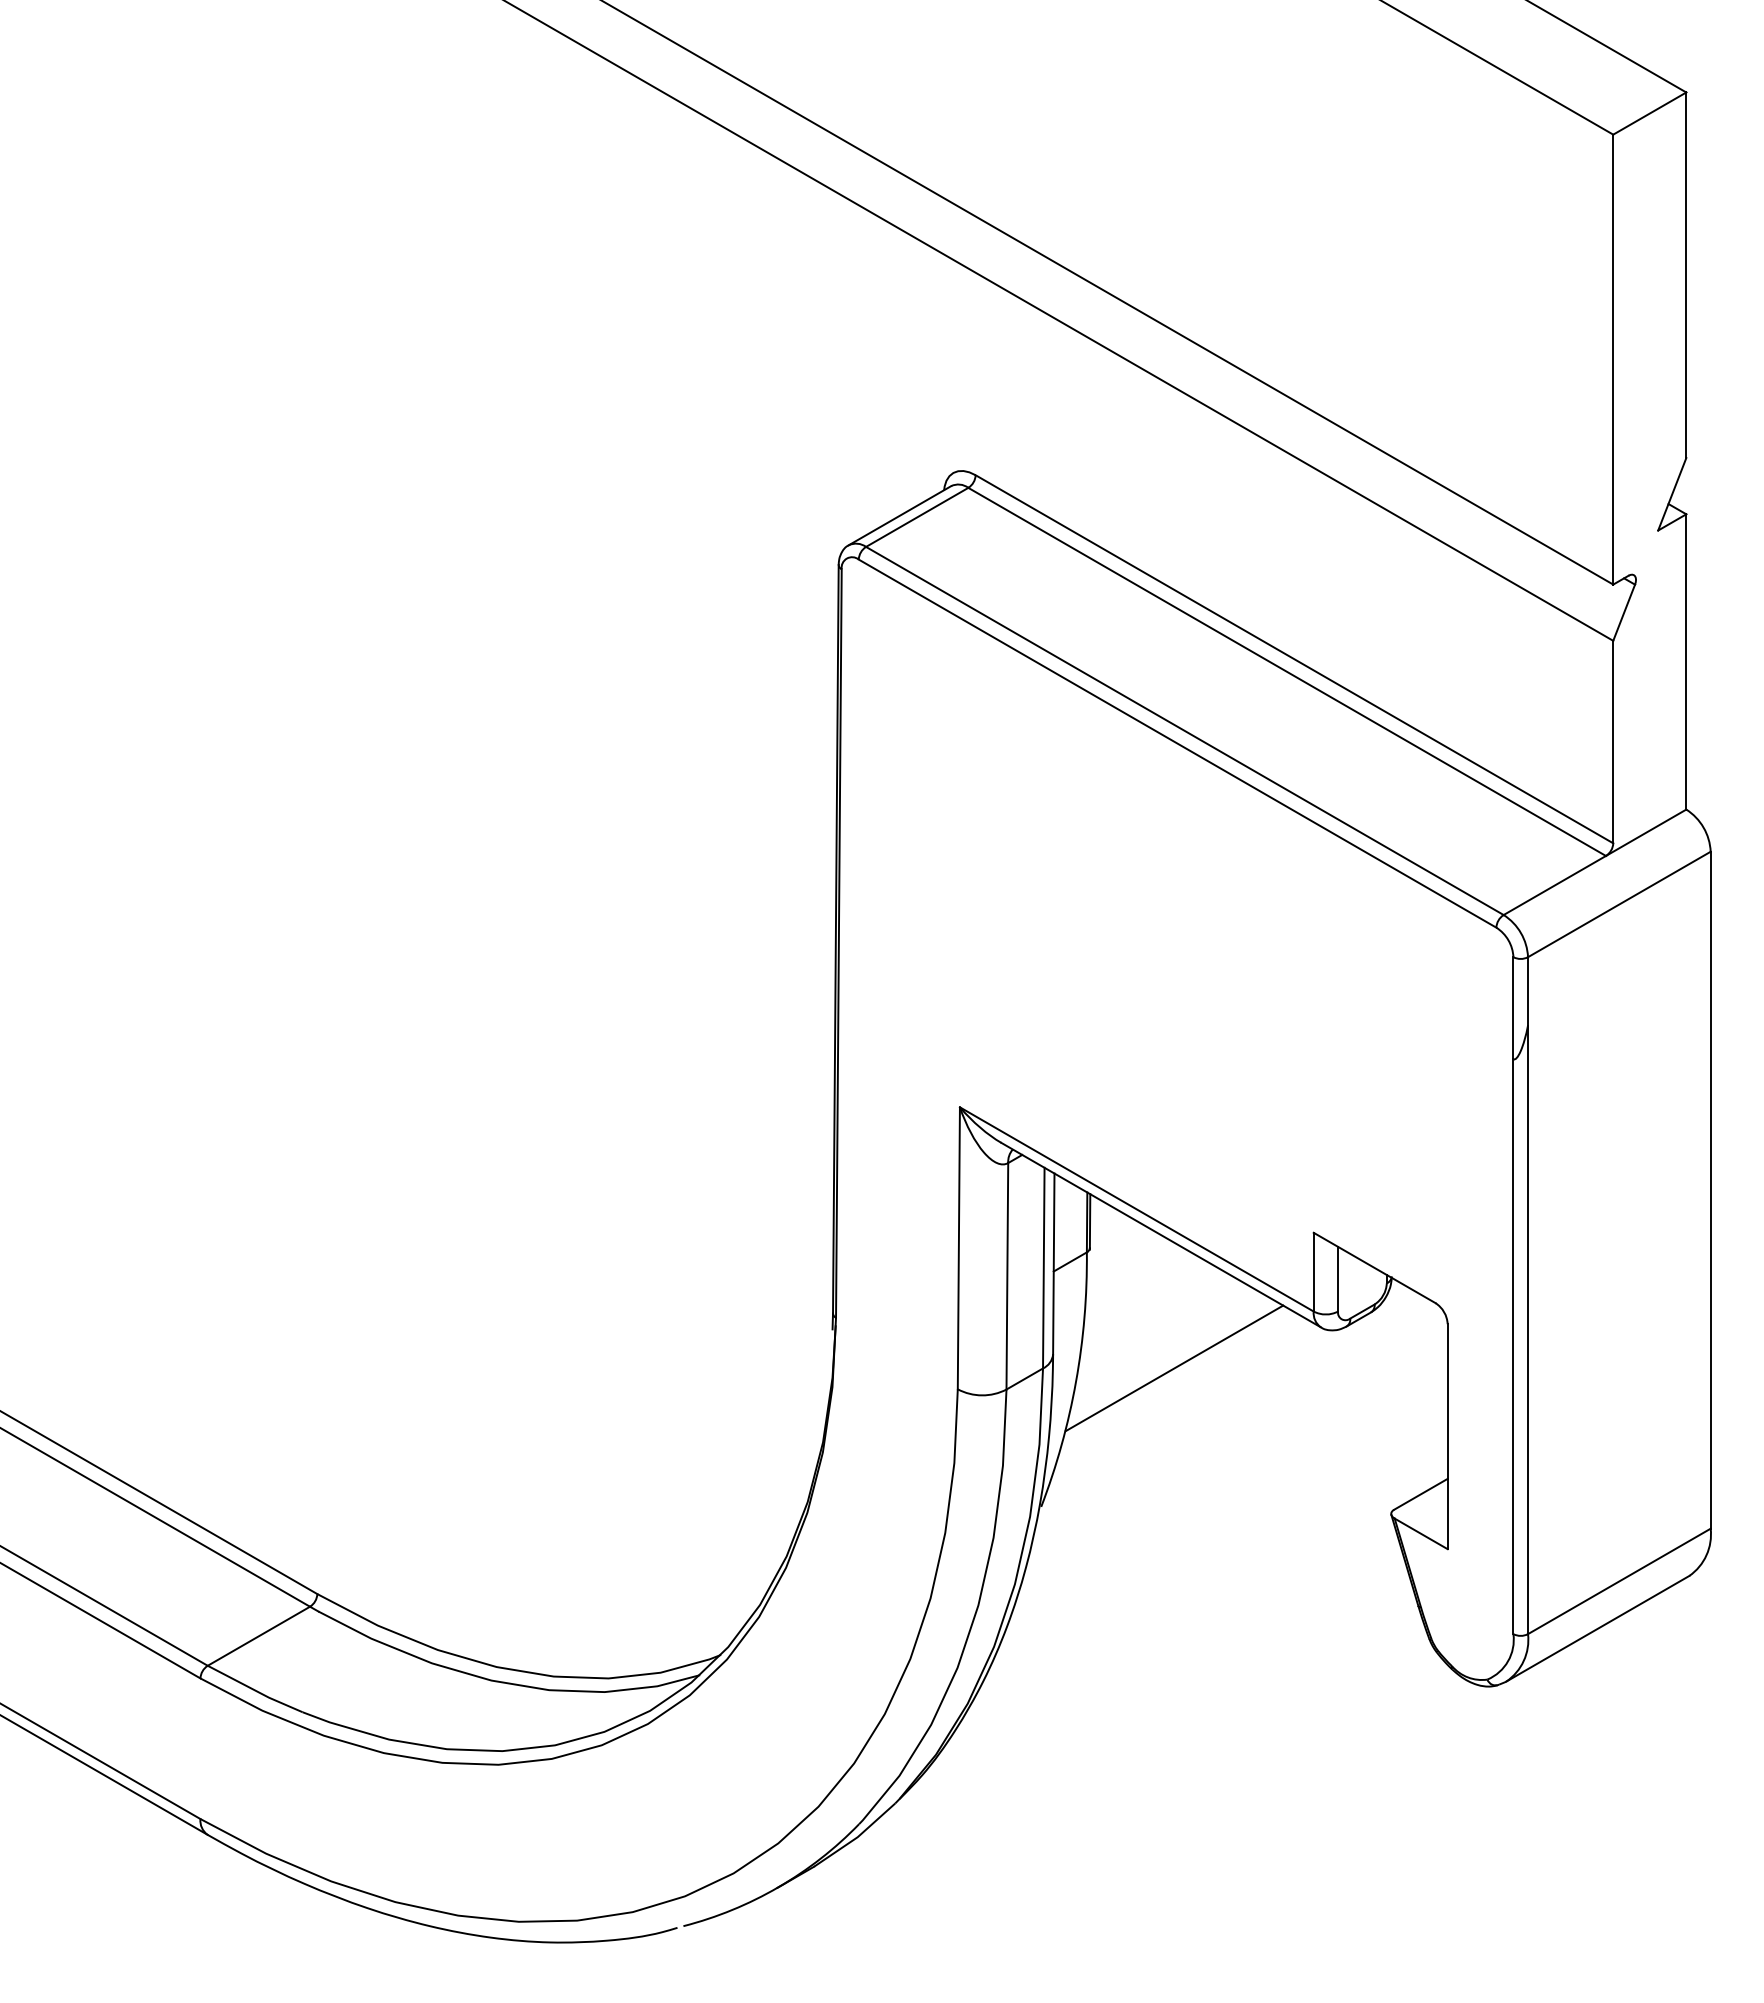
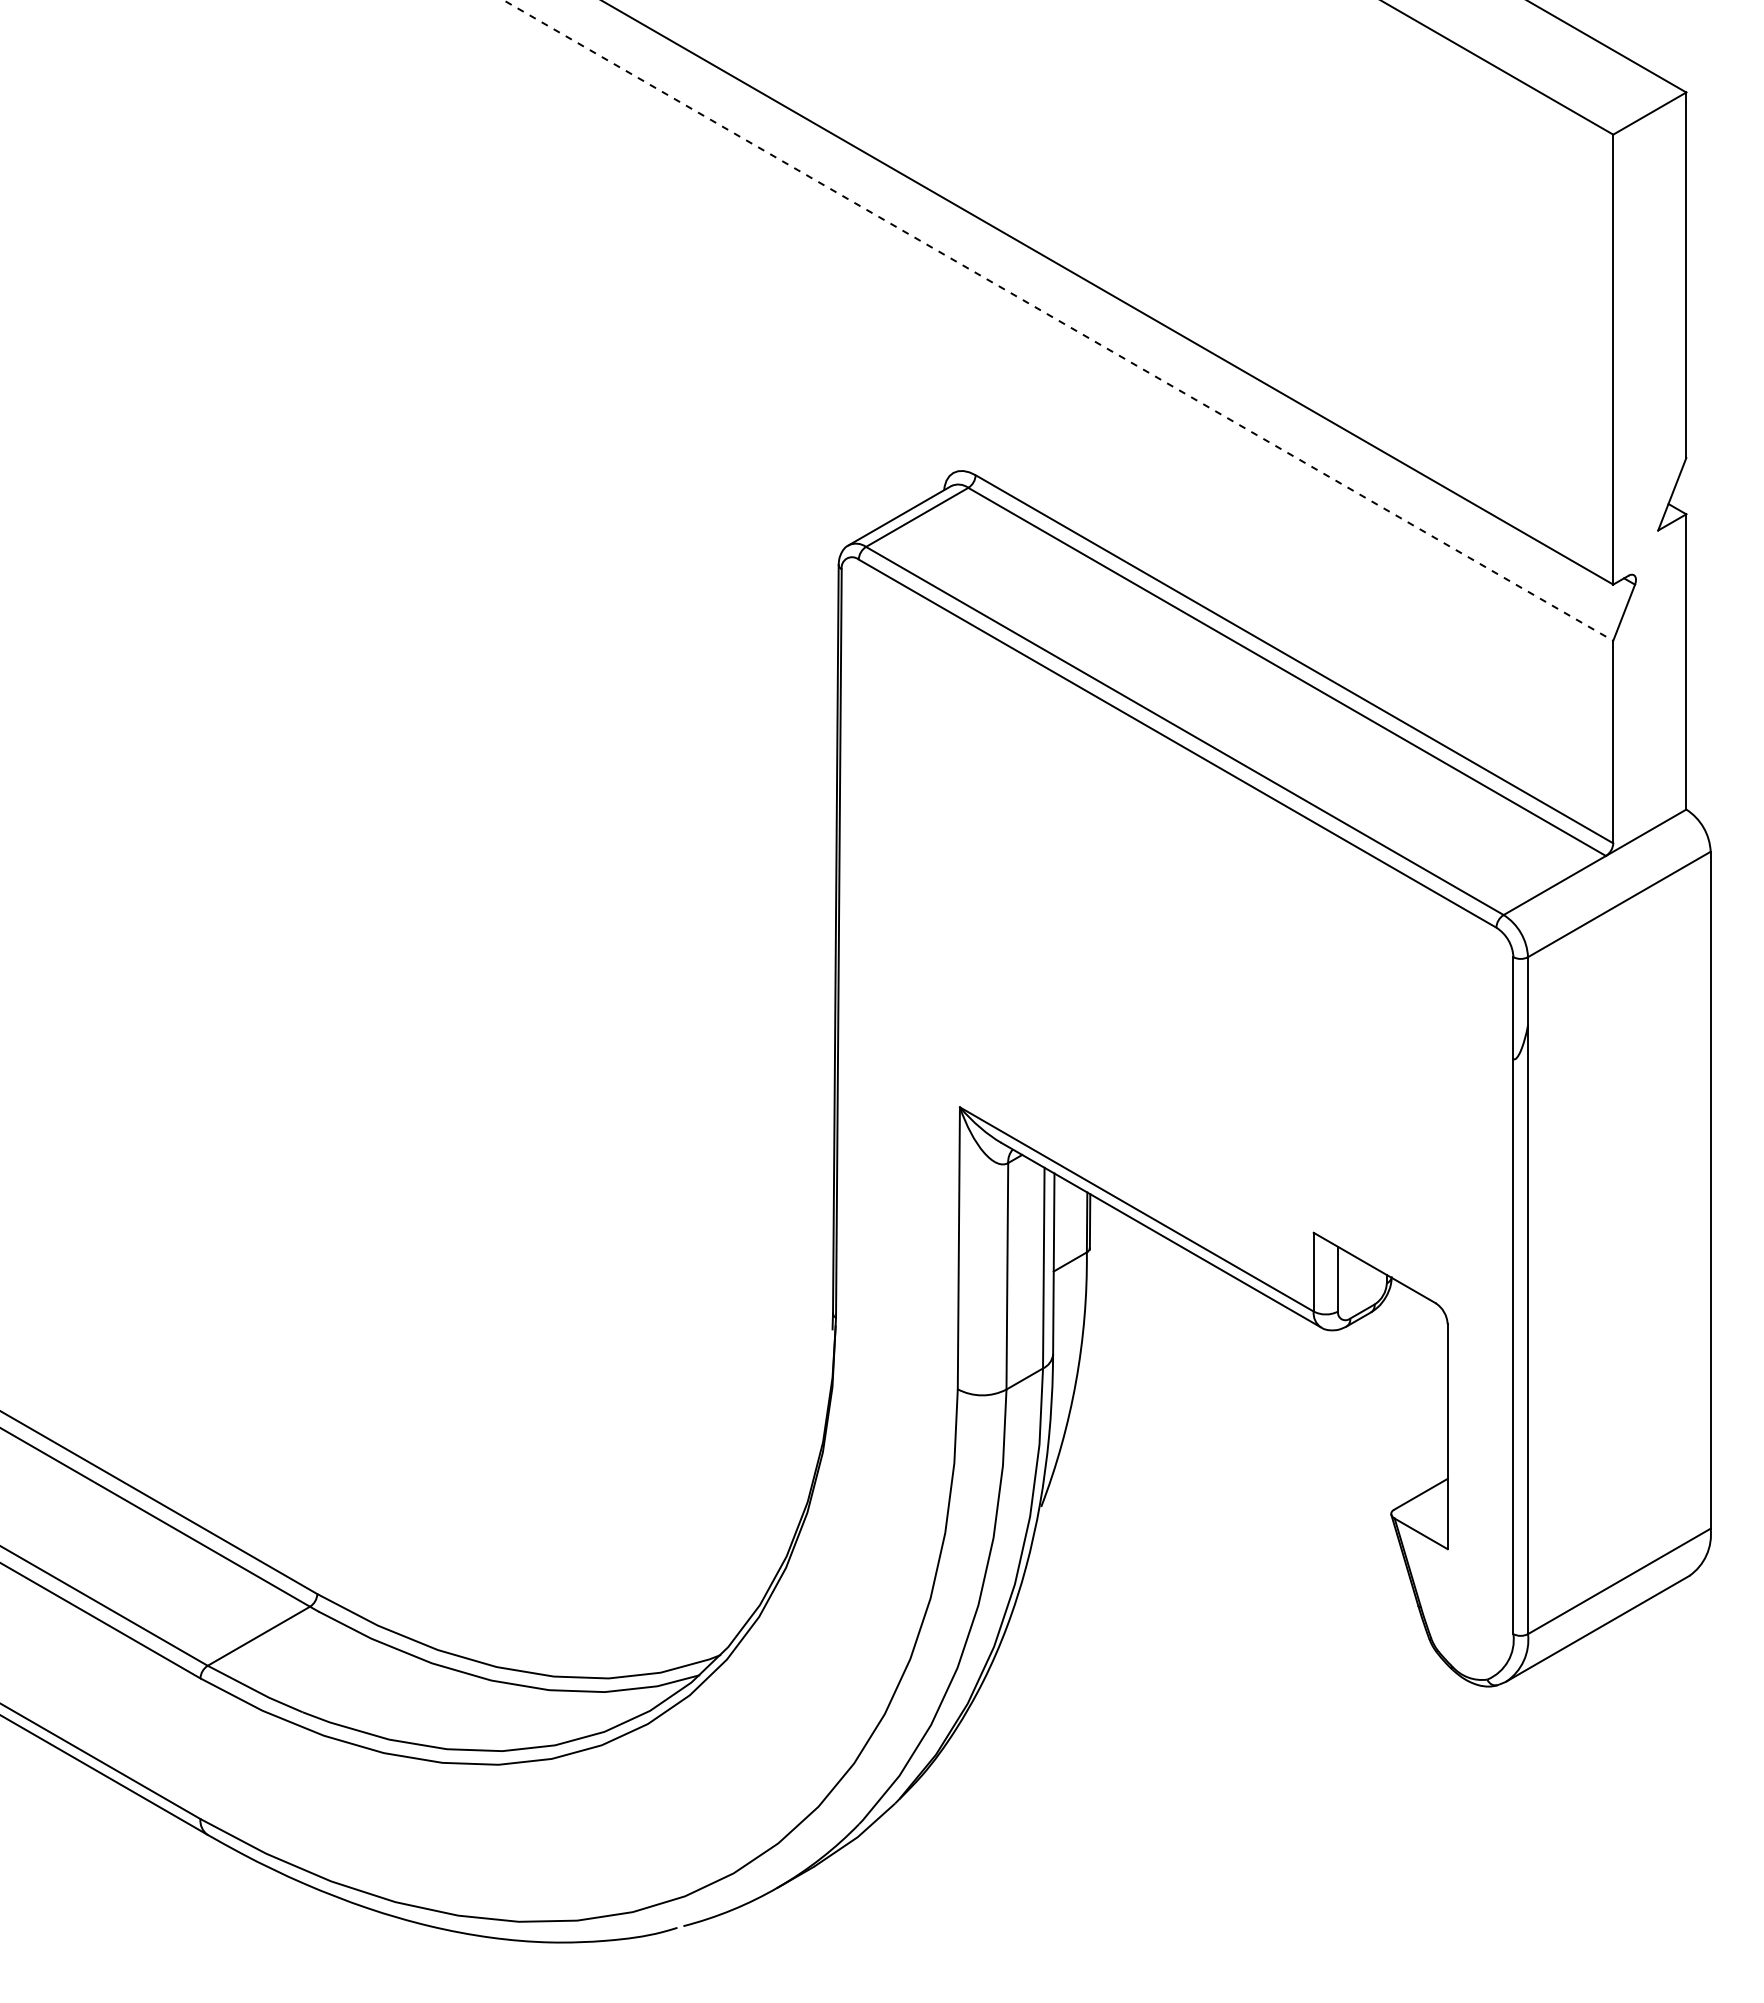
line: solid -> dashed (1059, 320)
line: present -> none (1174, 1368)
